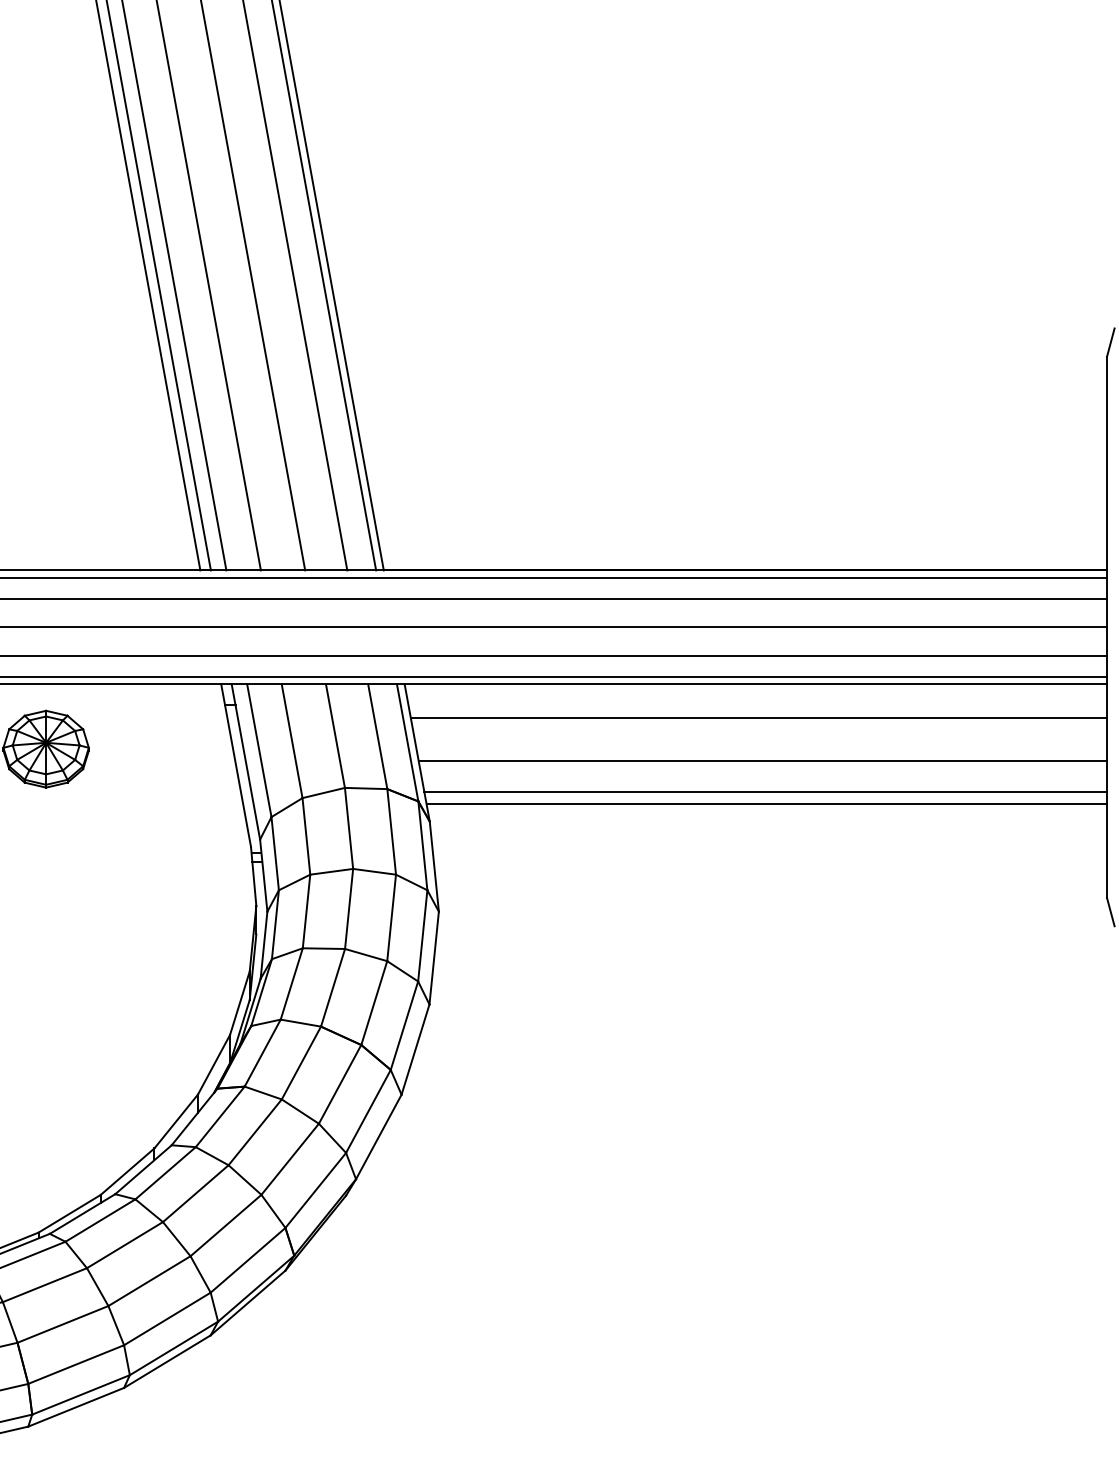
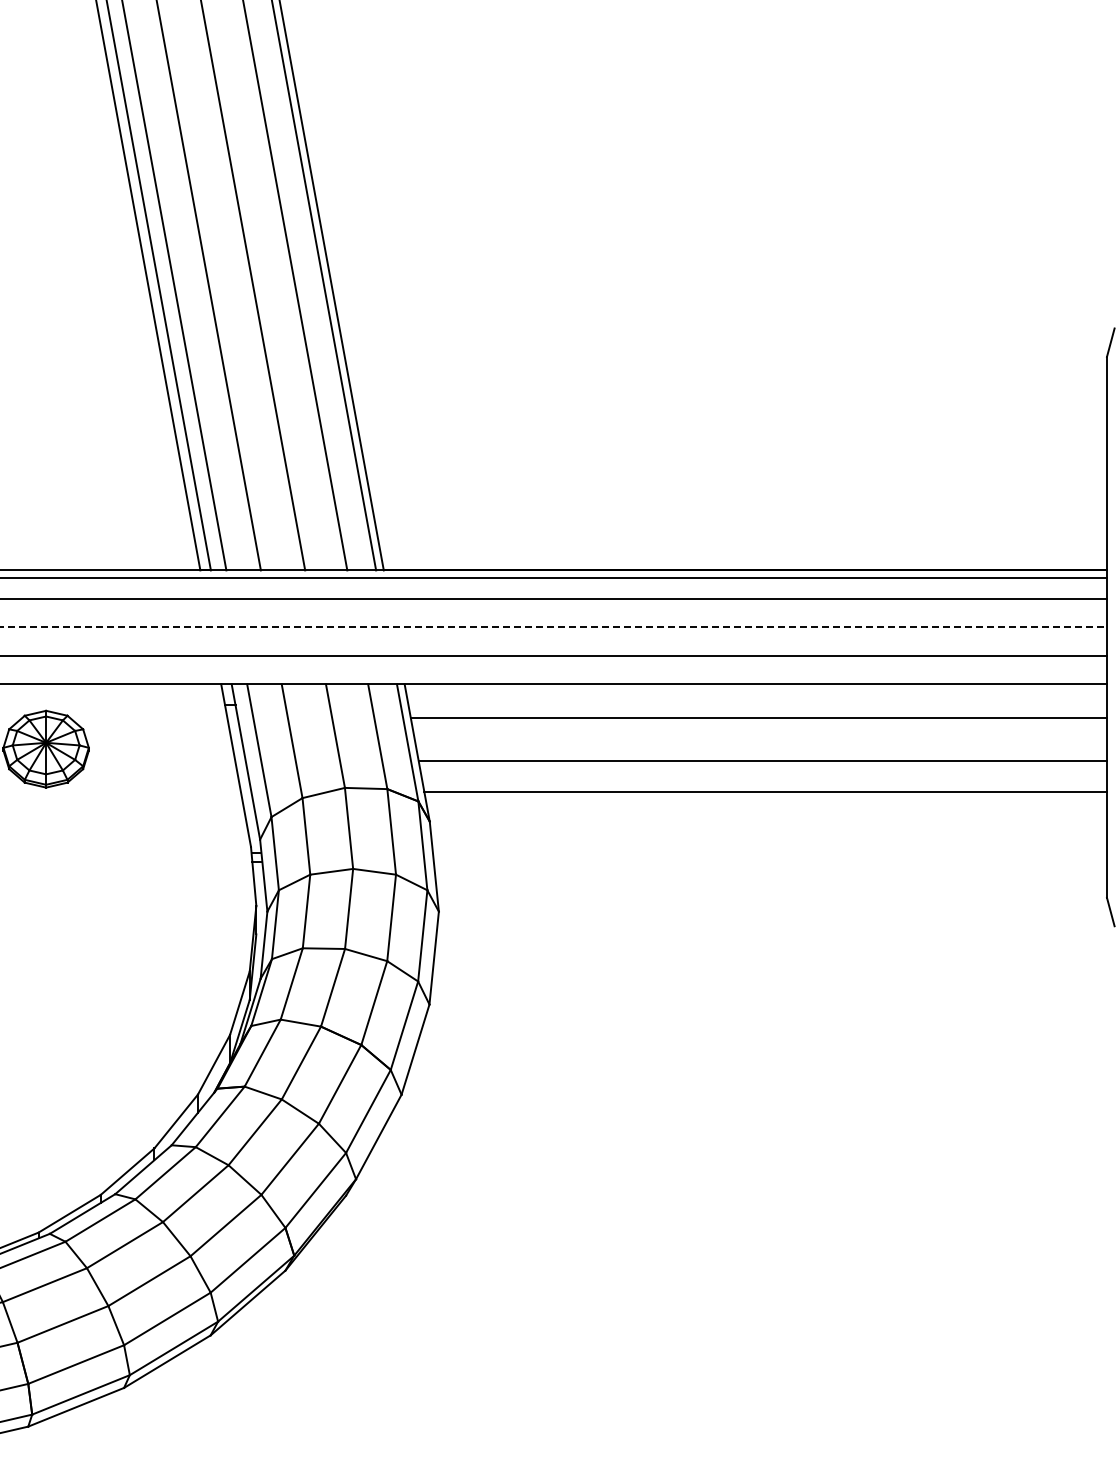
line: solid -> dashed (553, 627)
line: present -> none (554, 676)
line: present -> none (766, 803)
